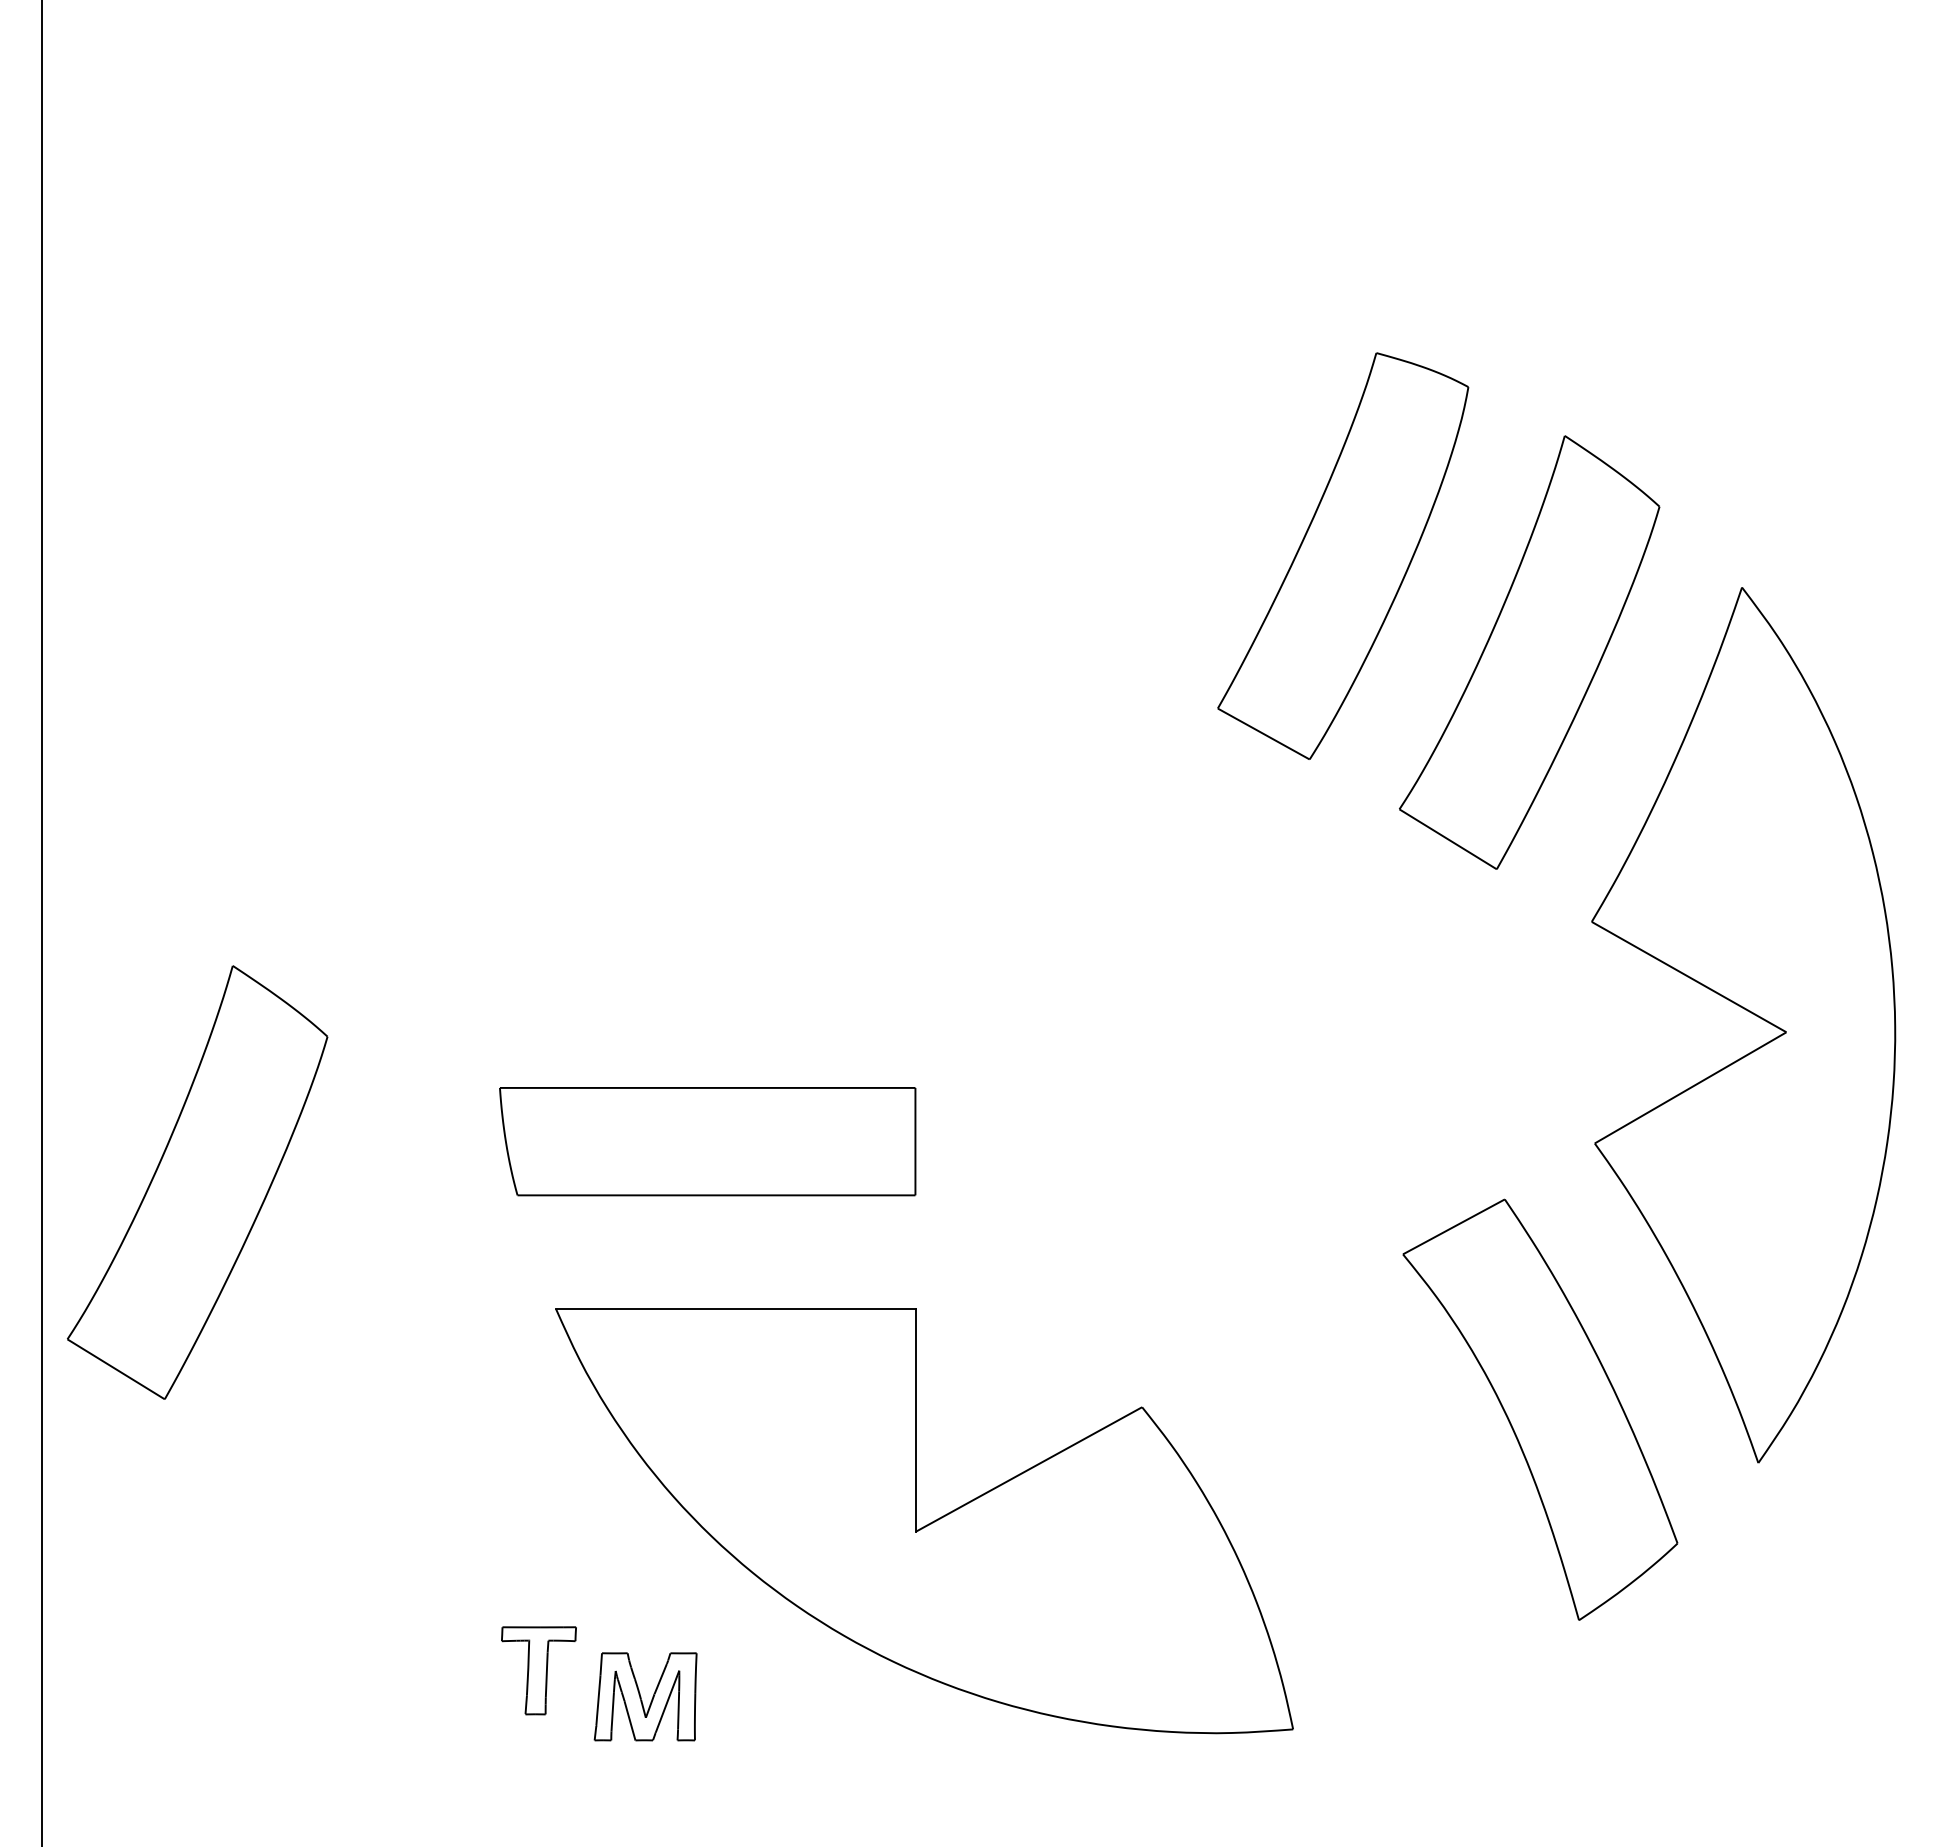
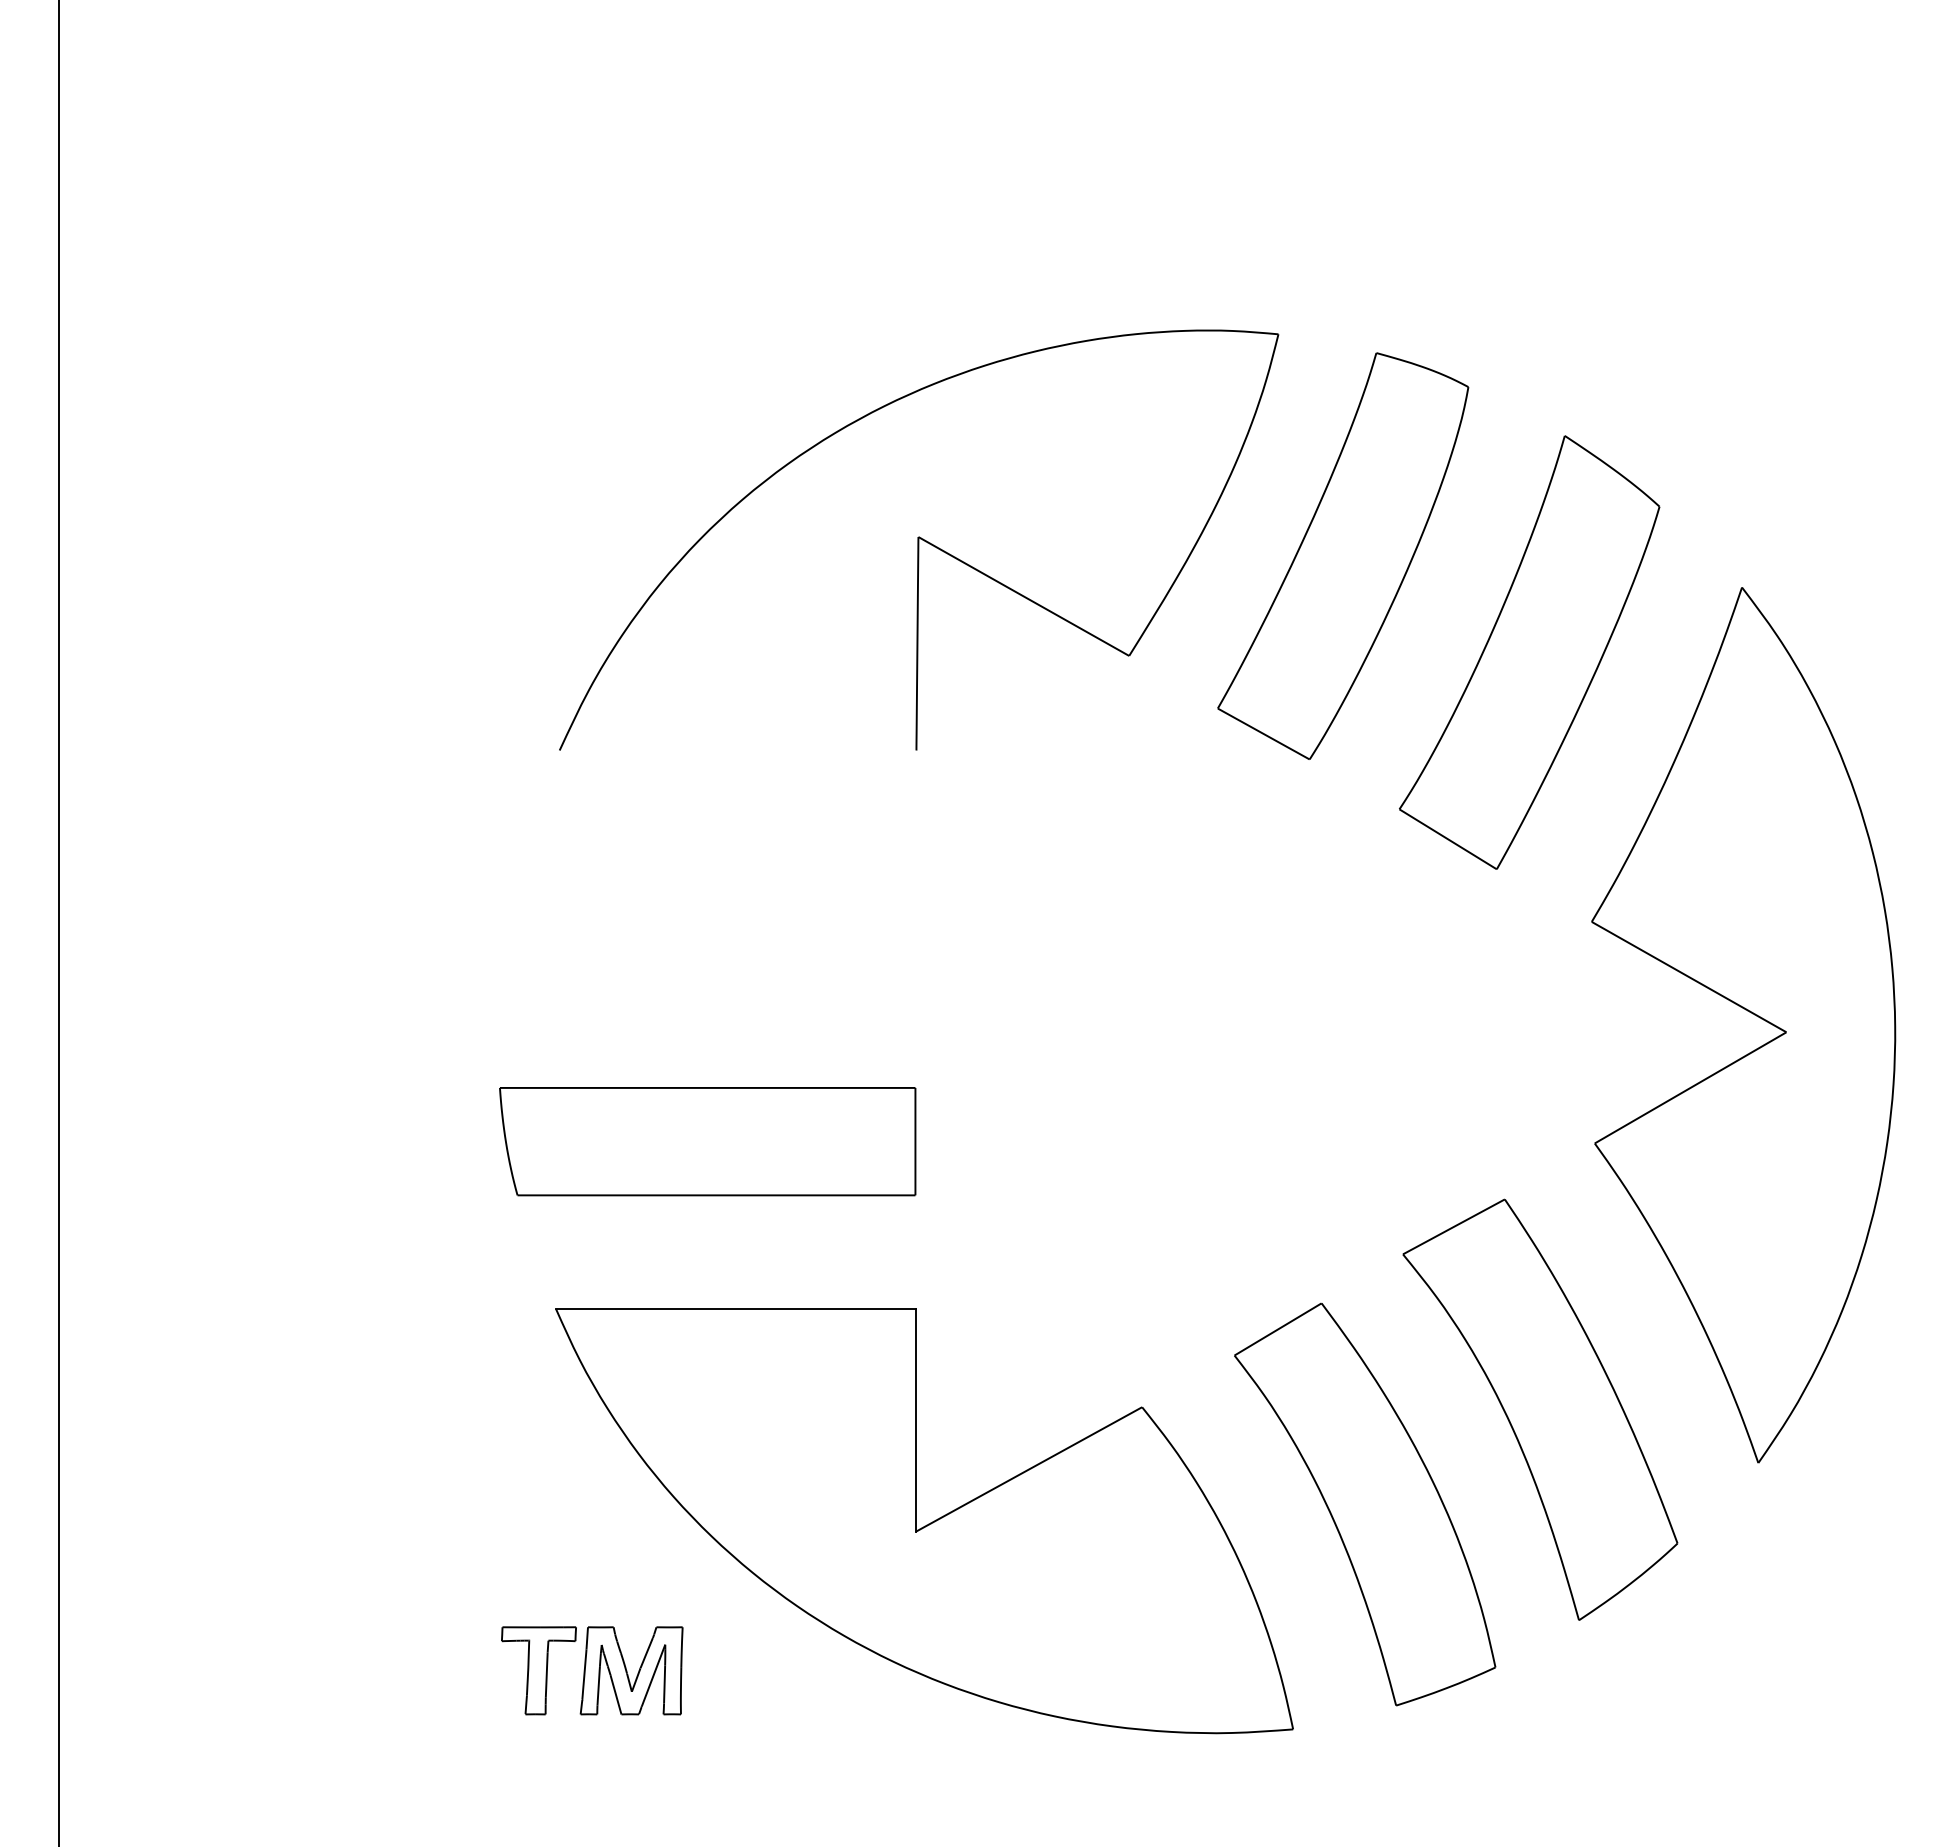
part: none -> present (919, 539)
line position: (41, 922) -> (58, 922) (58, 922)
part: present -> none (197, 1182)
part: none -> present (1365, 1504)
part position: (645, 1696) -> (631, 1670) (631, 1670)
